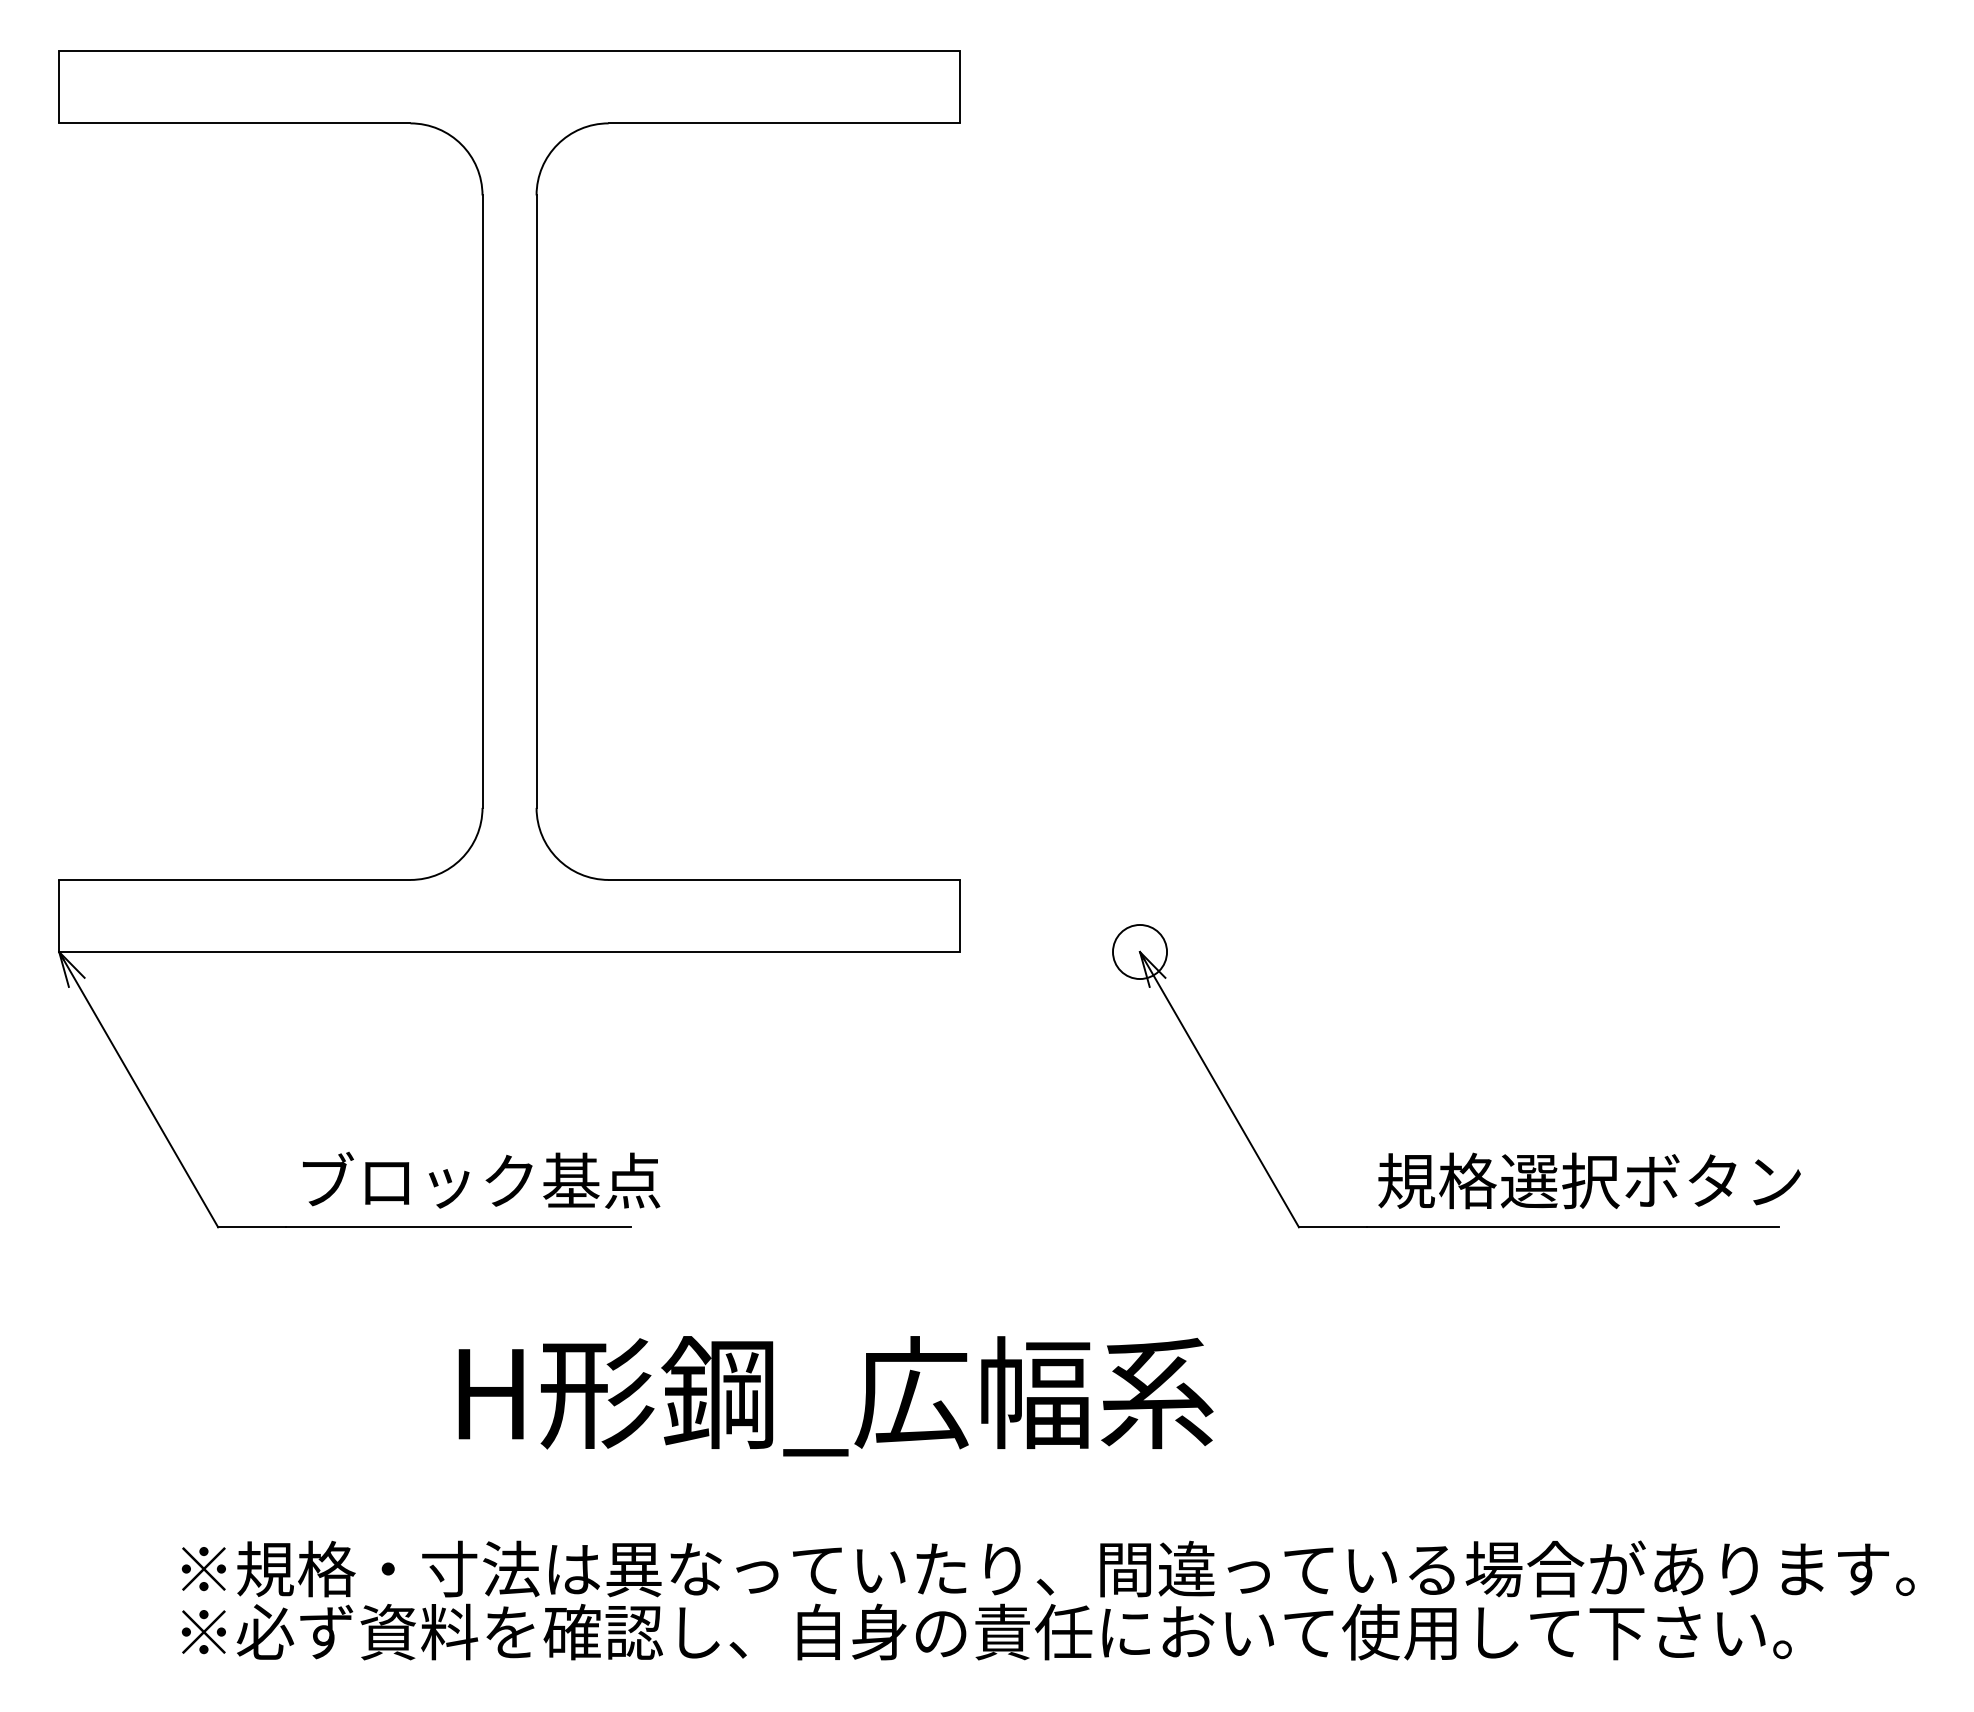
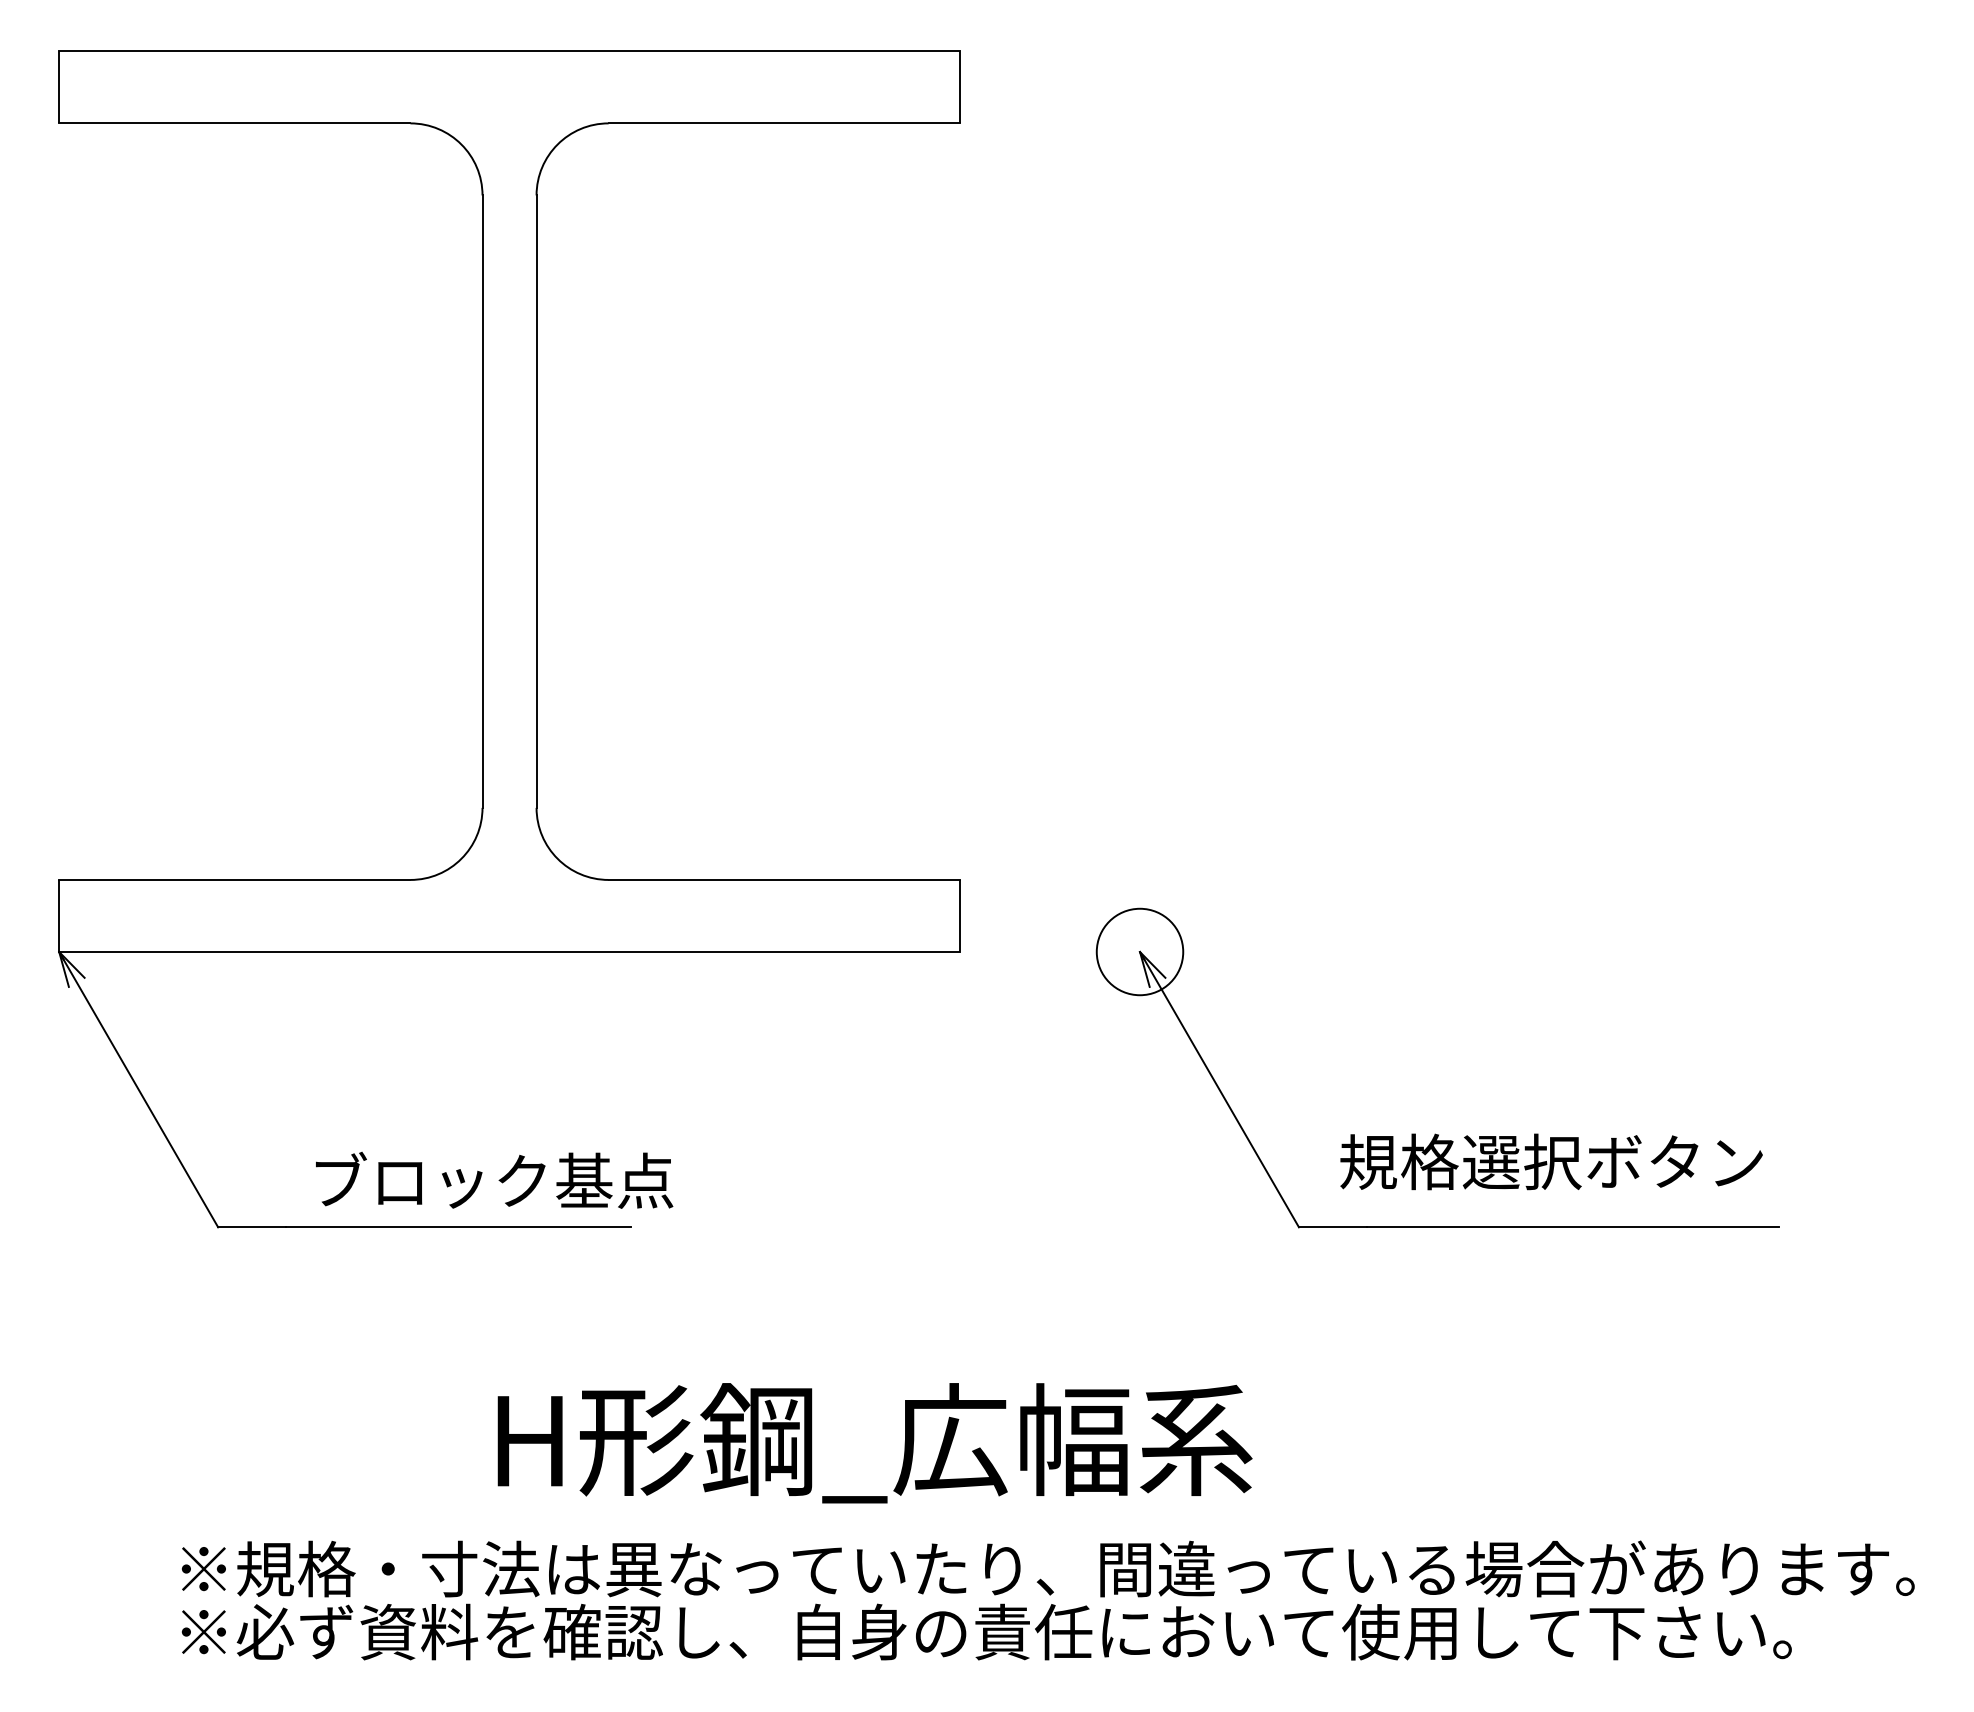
circle diameter: 54 px -> 86 px (1139, 951)
text position: (481, 1179) -> (494, 1179) (494, 1179)
text position: (1589, 1180) -> (1551, 1161) (1551, 1161)
text position: (835, 1396) -> (874, 1443) (874, 1443)
